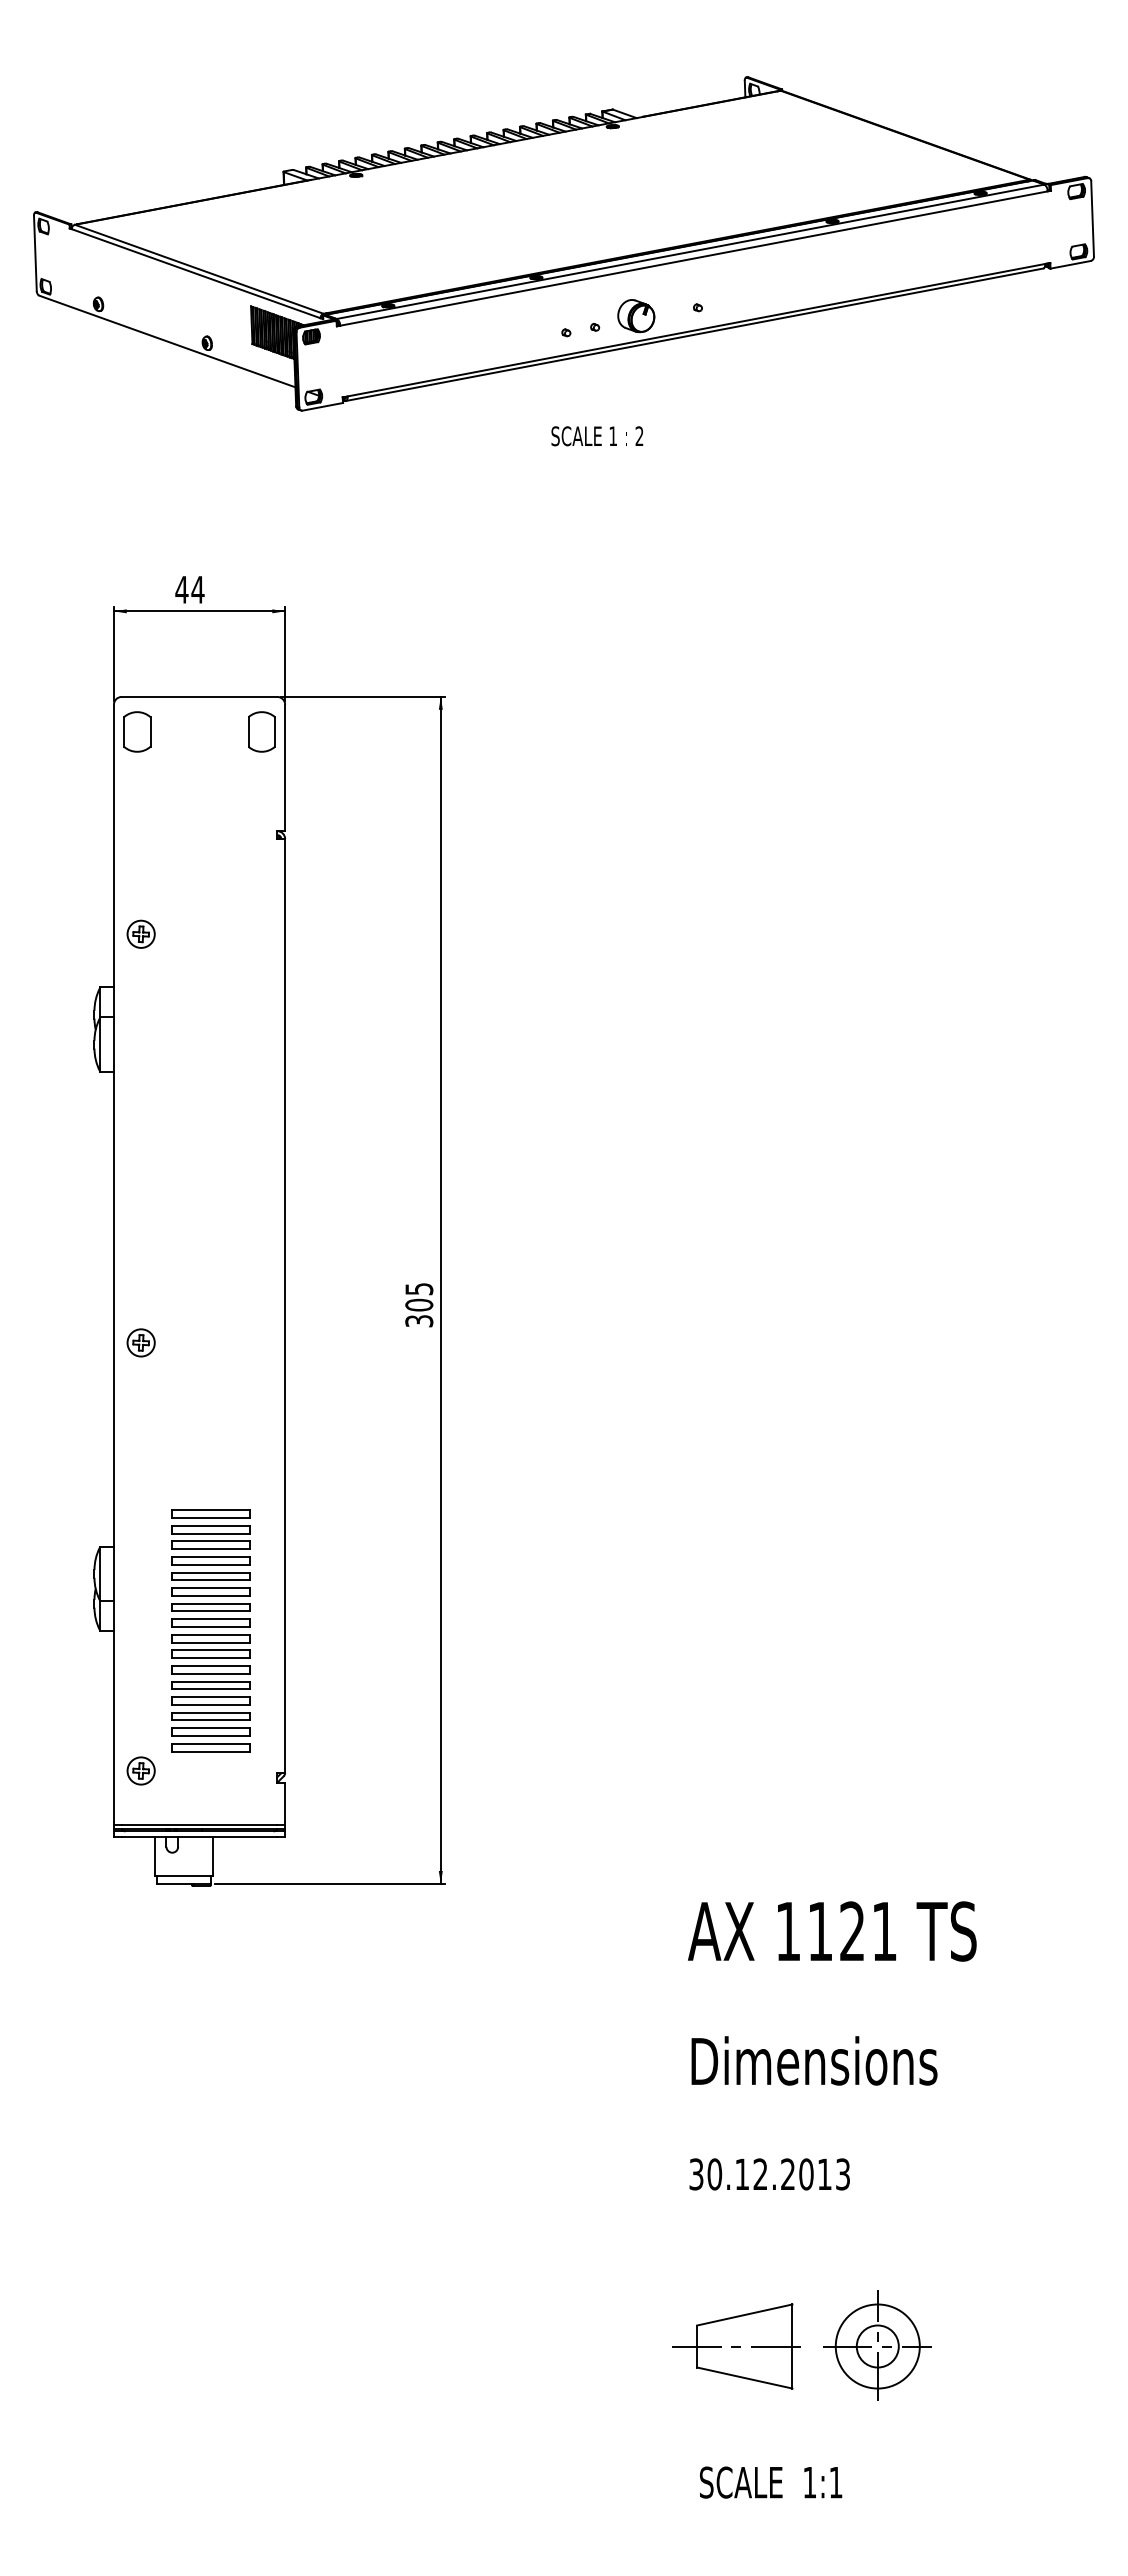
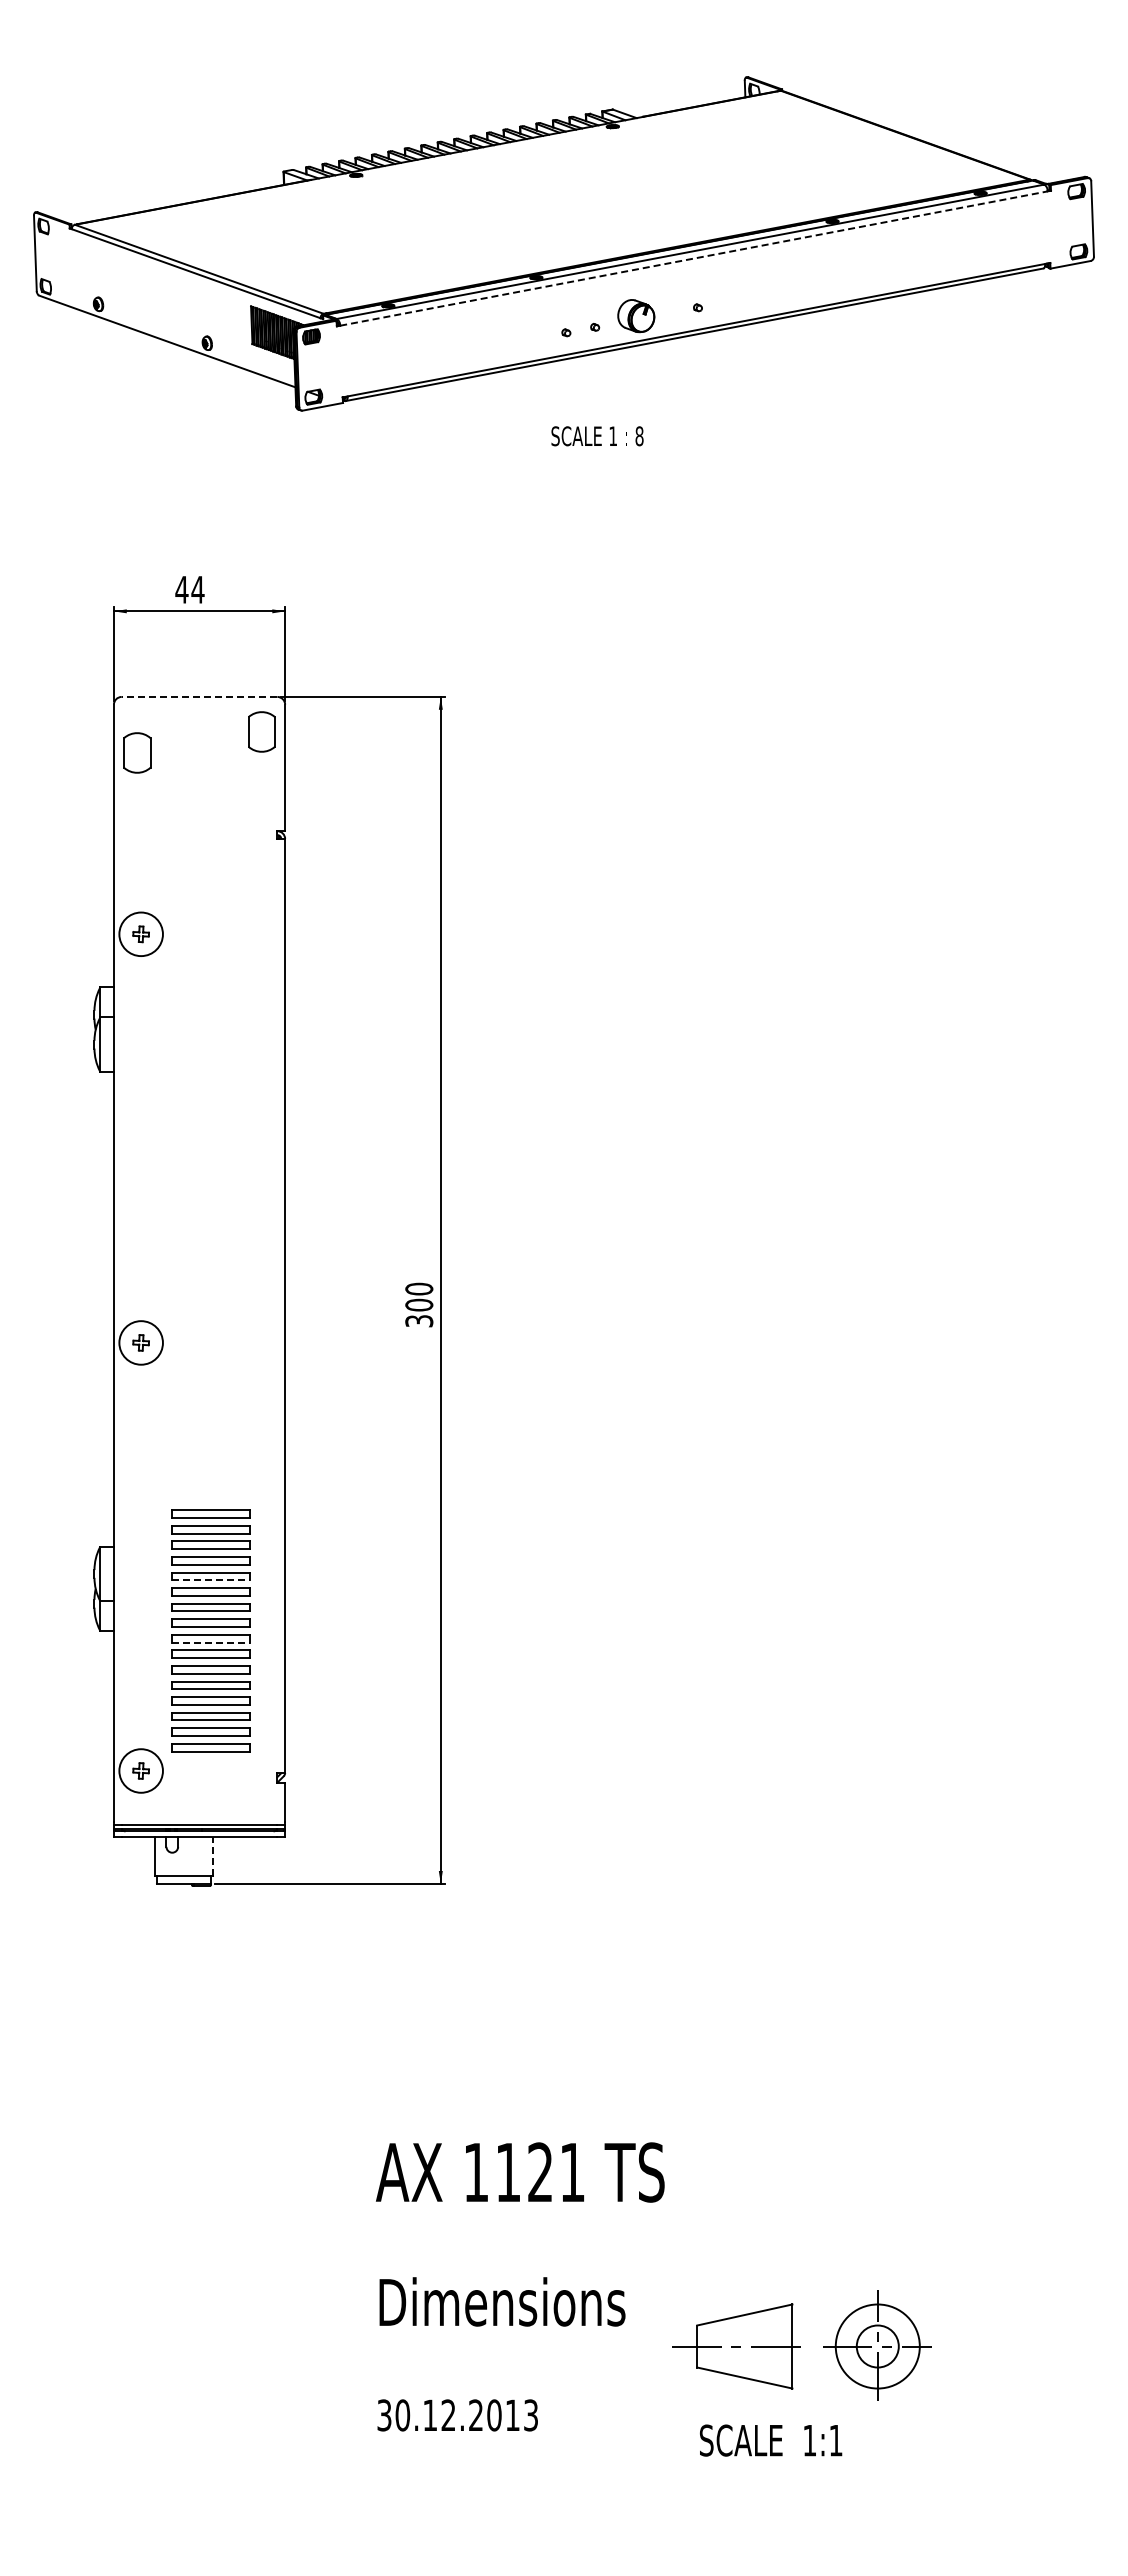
line: solid -> dashed (694, 258)
text: 2 -> 8 (639, 436)
line: solid -> dashed (199, 696)
part position: (137, 731) -> (137, 752) (137, 752)
circle diameter: 27 px -> 44 px (140, 934)
text: 305 -> 300 (419, 1288)
circle diameter: 27 px -> 44 px (140, 1342)
line: solid -> dashed (211, 1580)
line: solid -> dashed (211, 1642)
circle diameter: 27 px -> 44 px (140, 1770)
line: solid -> dashed (213, 1855)
text position: (832, 2045) -> (520, 2286) (520, 2286)
text position: (771, 2482) -> (771, 2440) (771, 2440)
